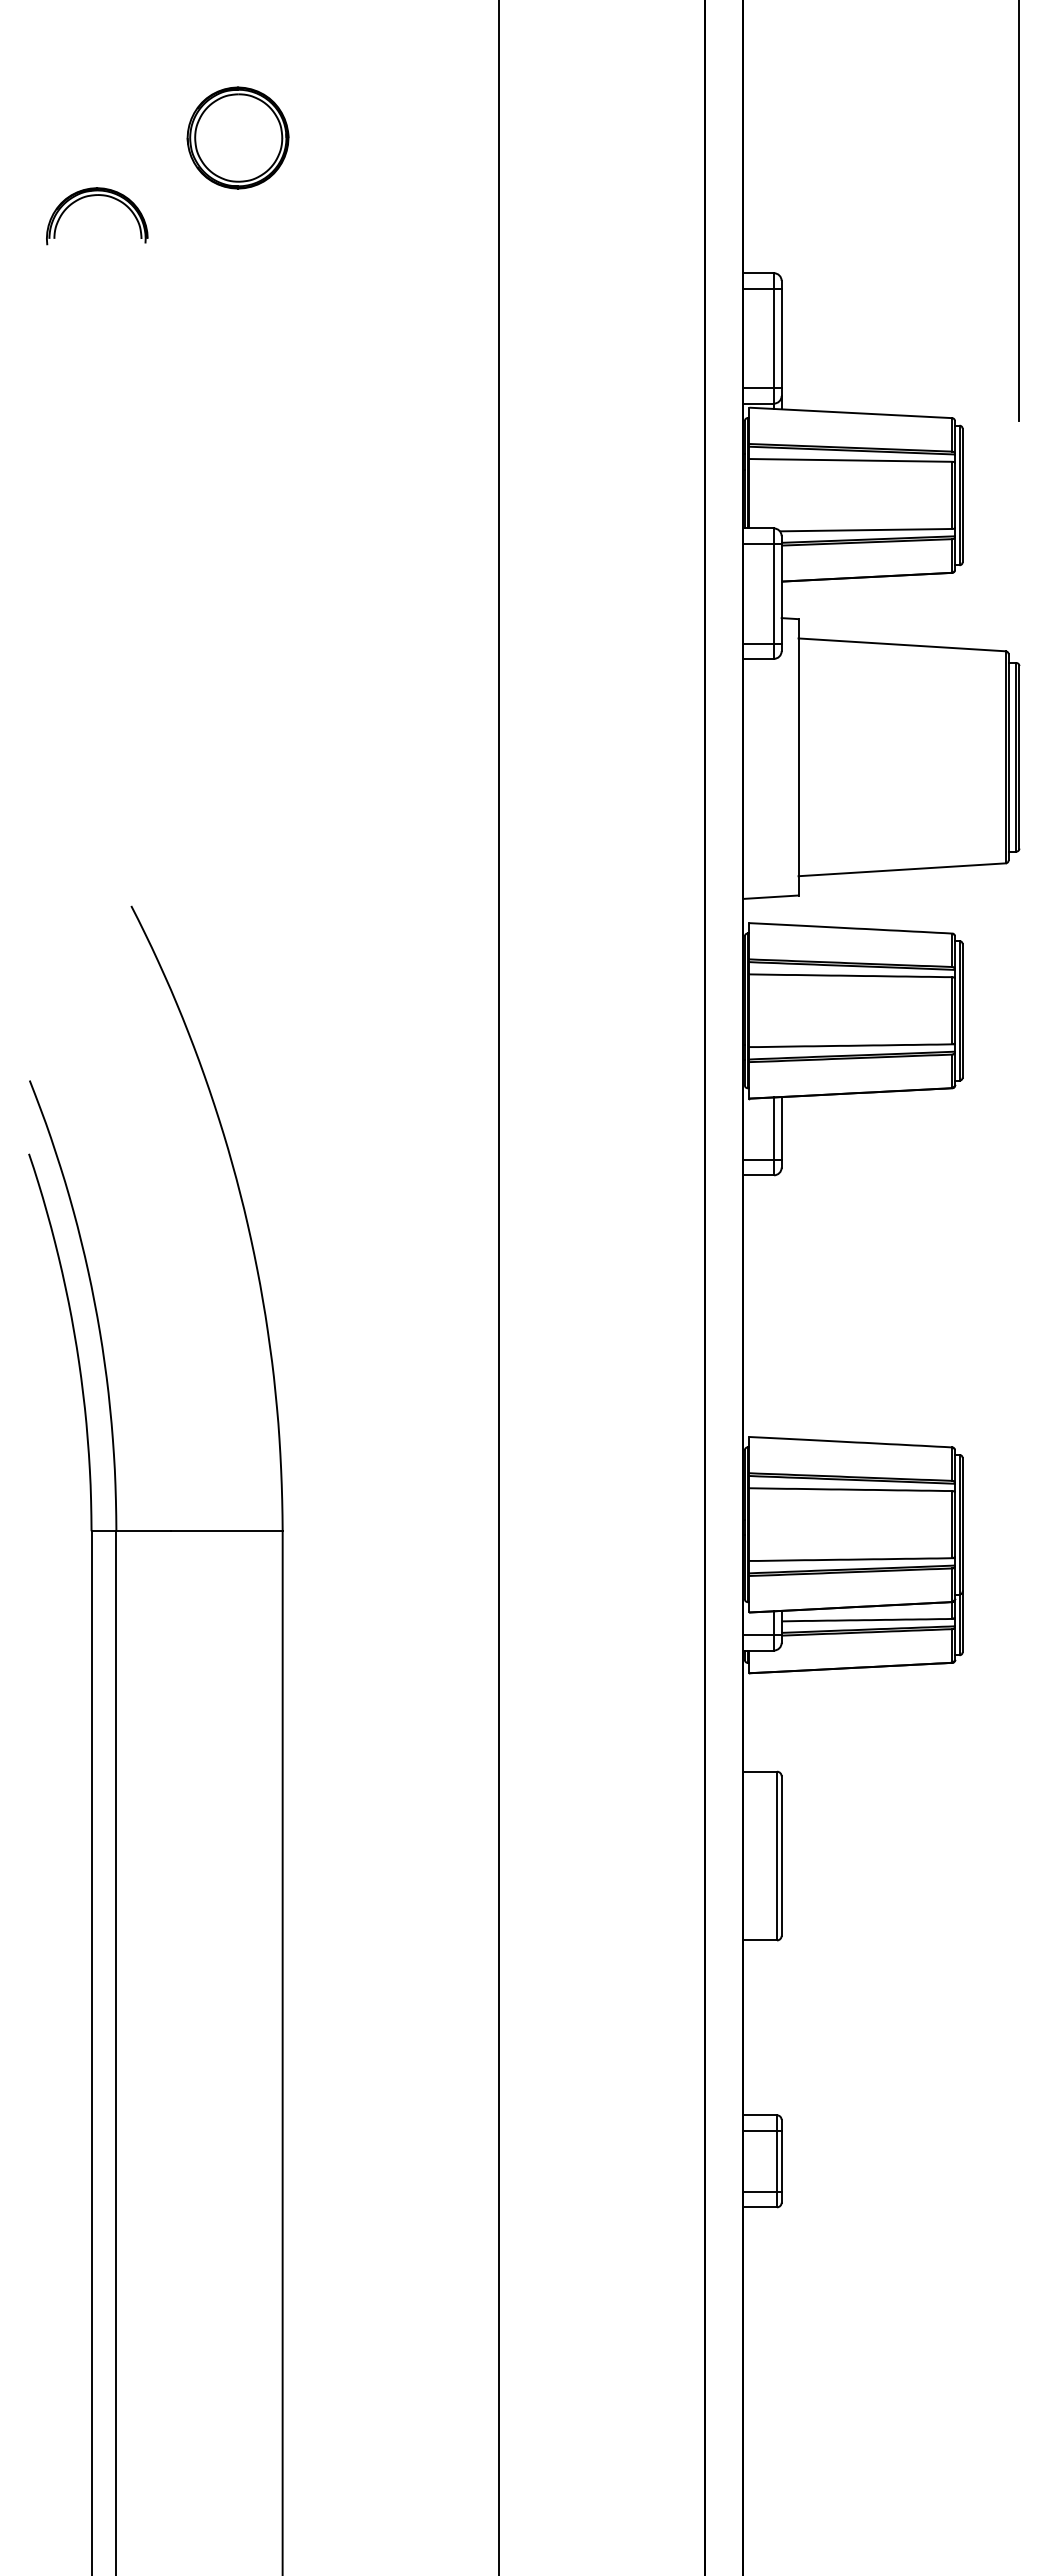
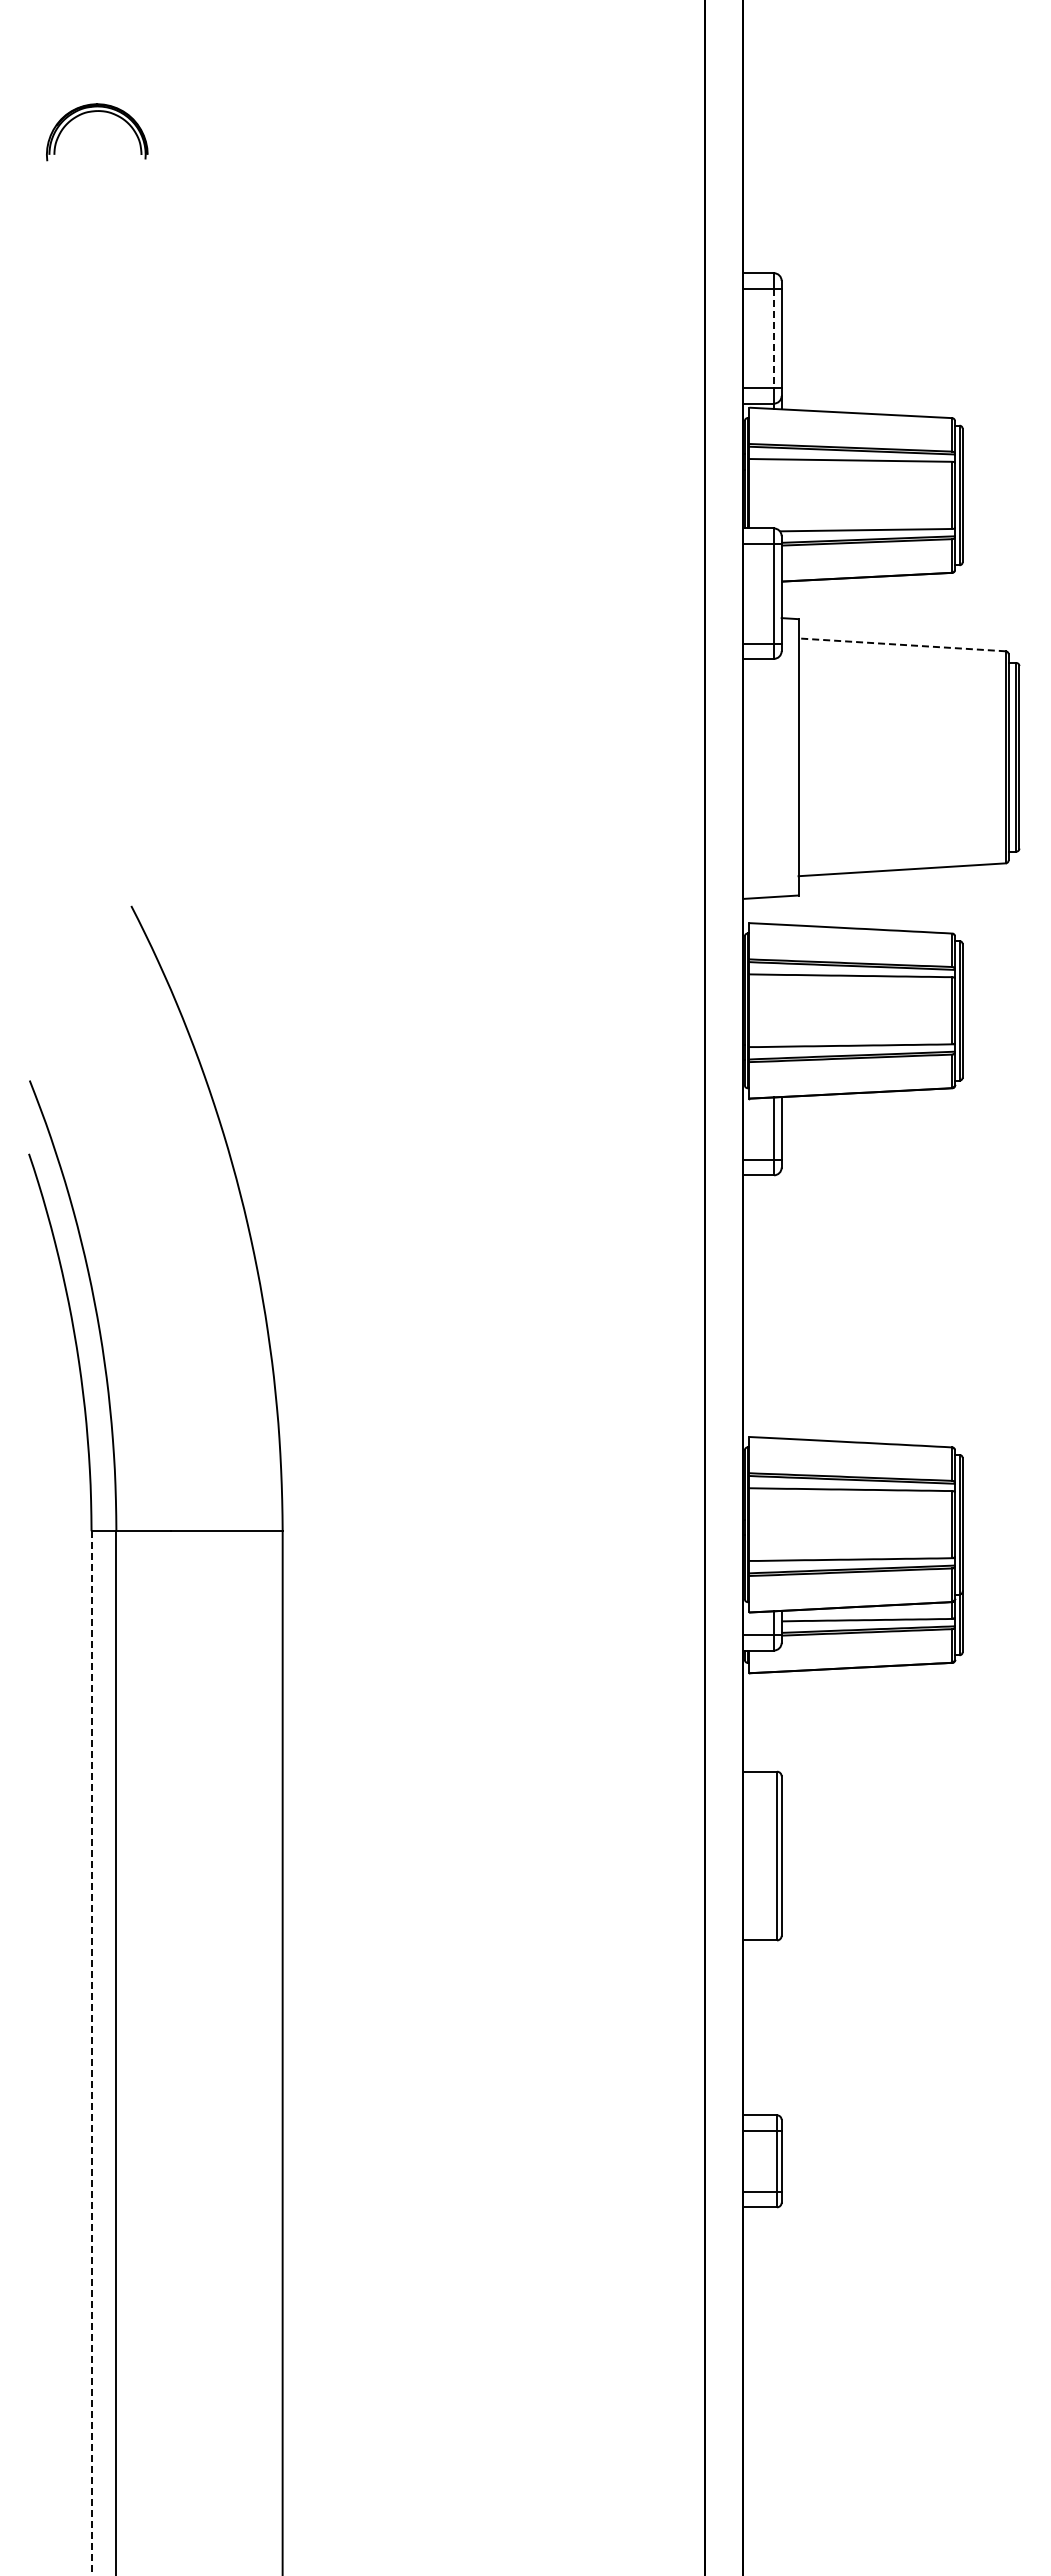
part: present -> none (237, 137)
part position: (94, 196) -> (94, 112) (94, 112)
line: present -> none (1019, 211)
line: solid -> dashed (773, 338)
line: solid -> dashed (902, 644)
line: present -> none (498, 1287)
line: solid -> dashed (91, 2054)
